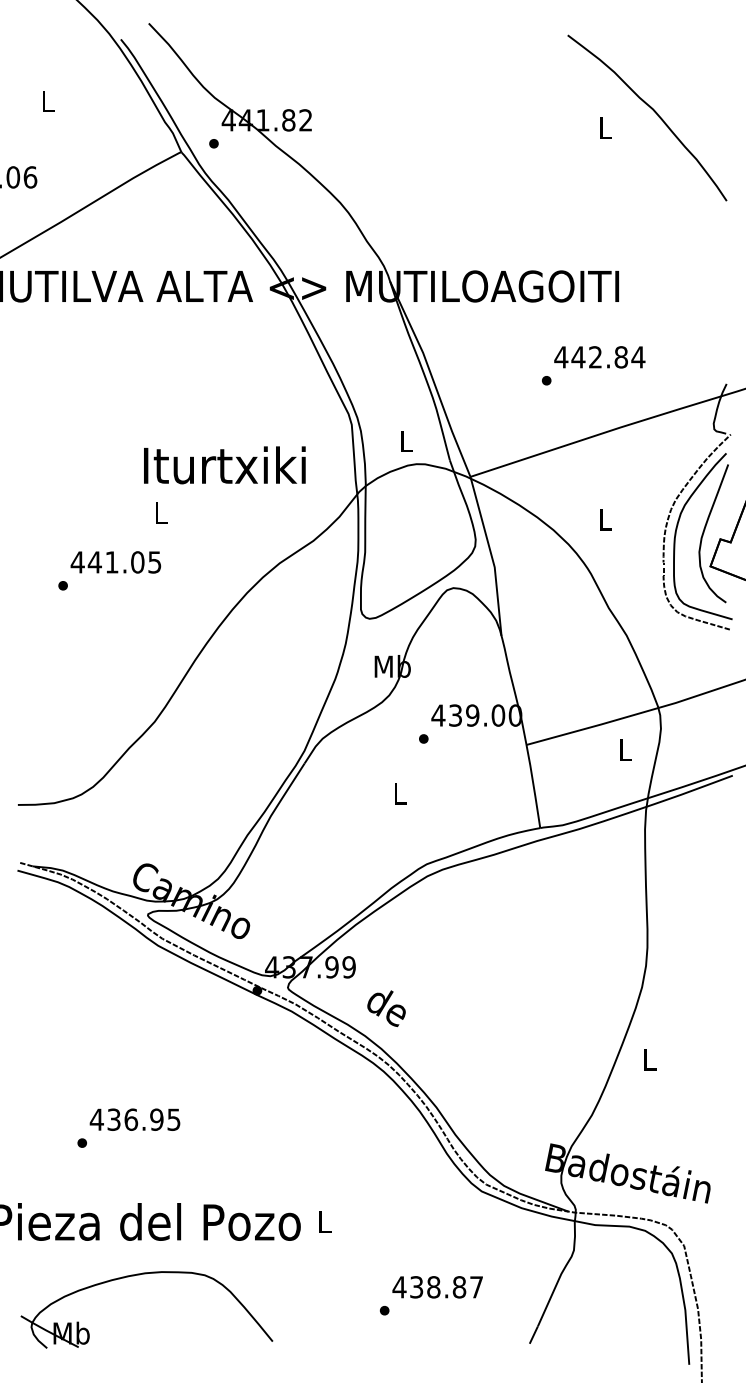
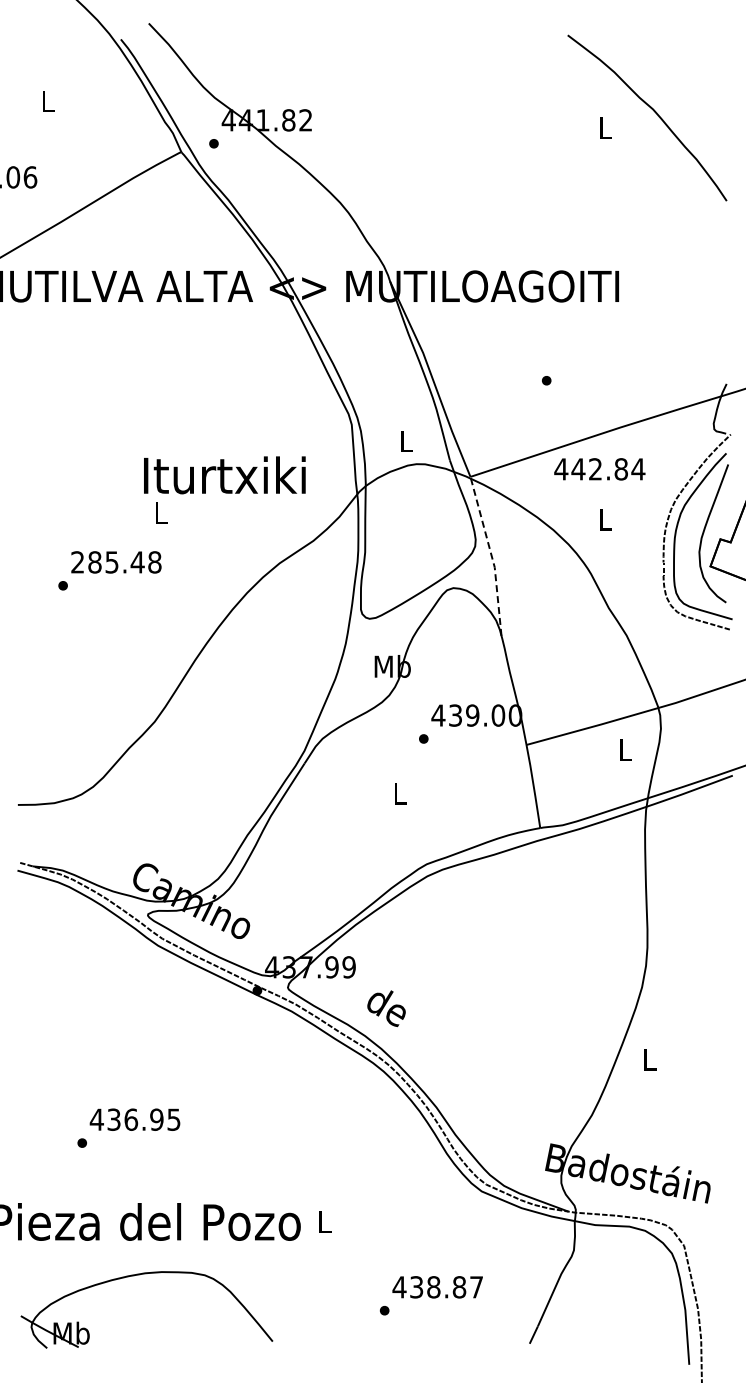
text position: (599, 357) -> (599, 469) (599, 469)
text position: (224, 465) -> (224, 475) (224, 475)
line: solid -> dashed (491, 555)
text: 441.05 -> 285.48 (115, 562)
